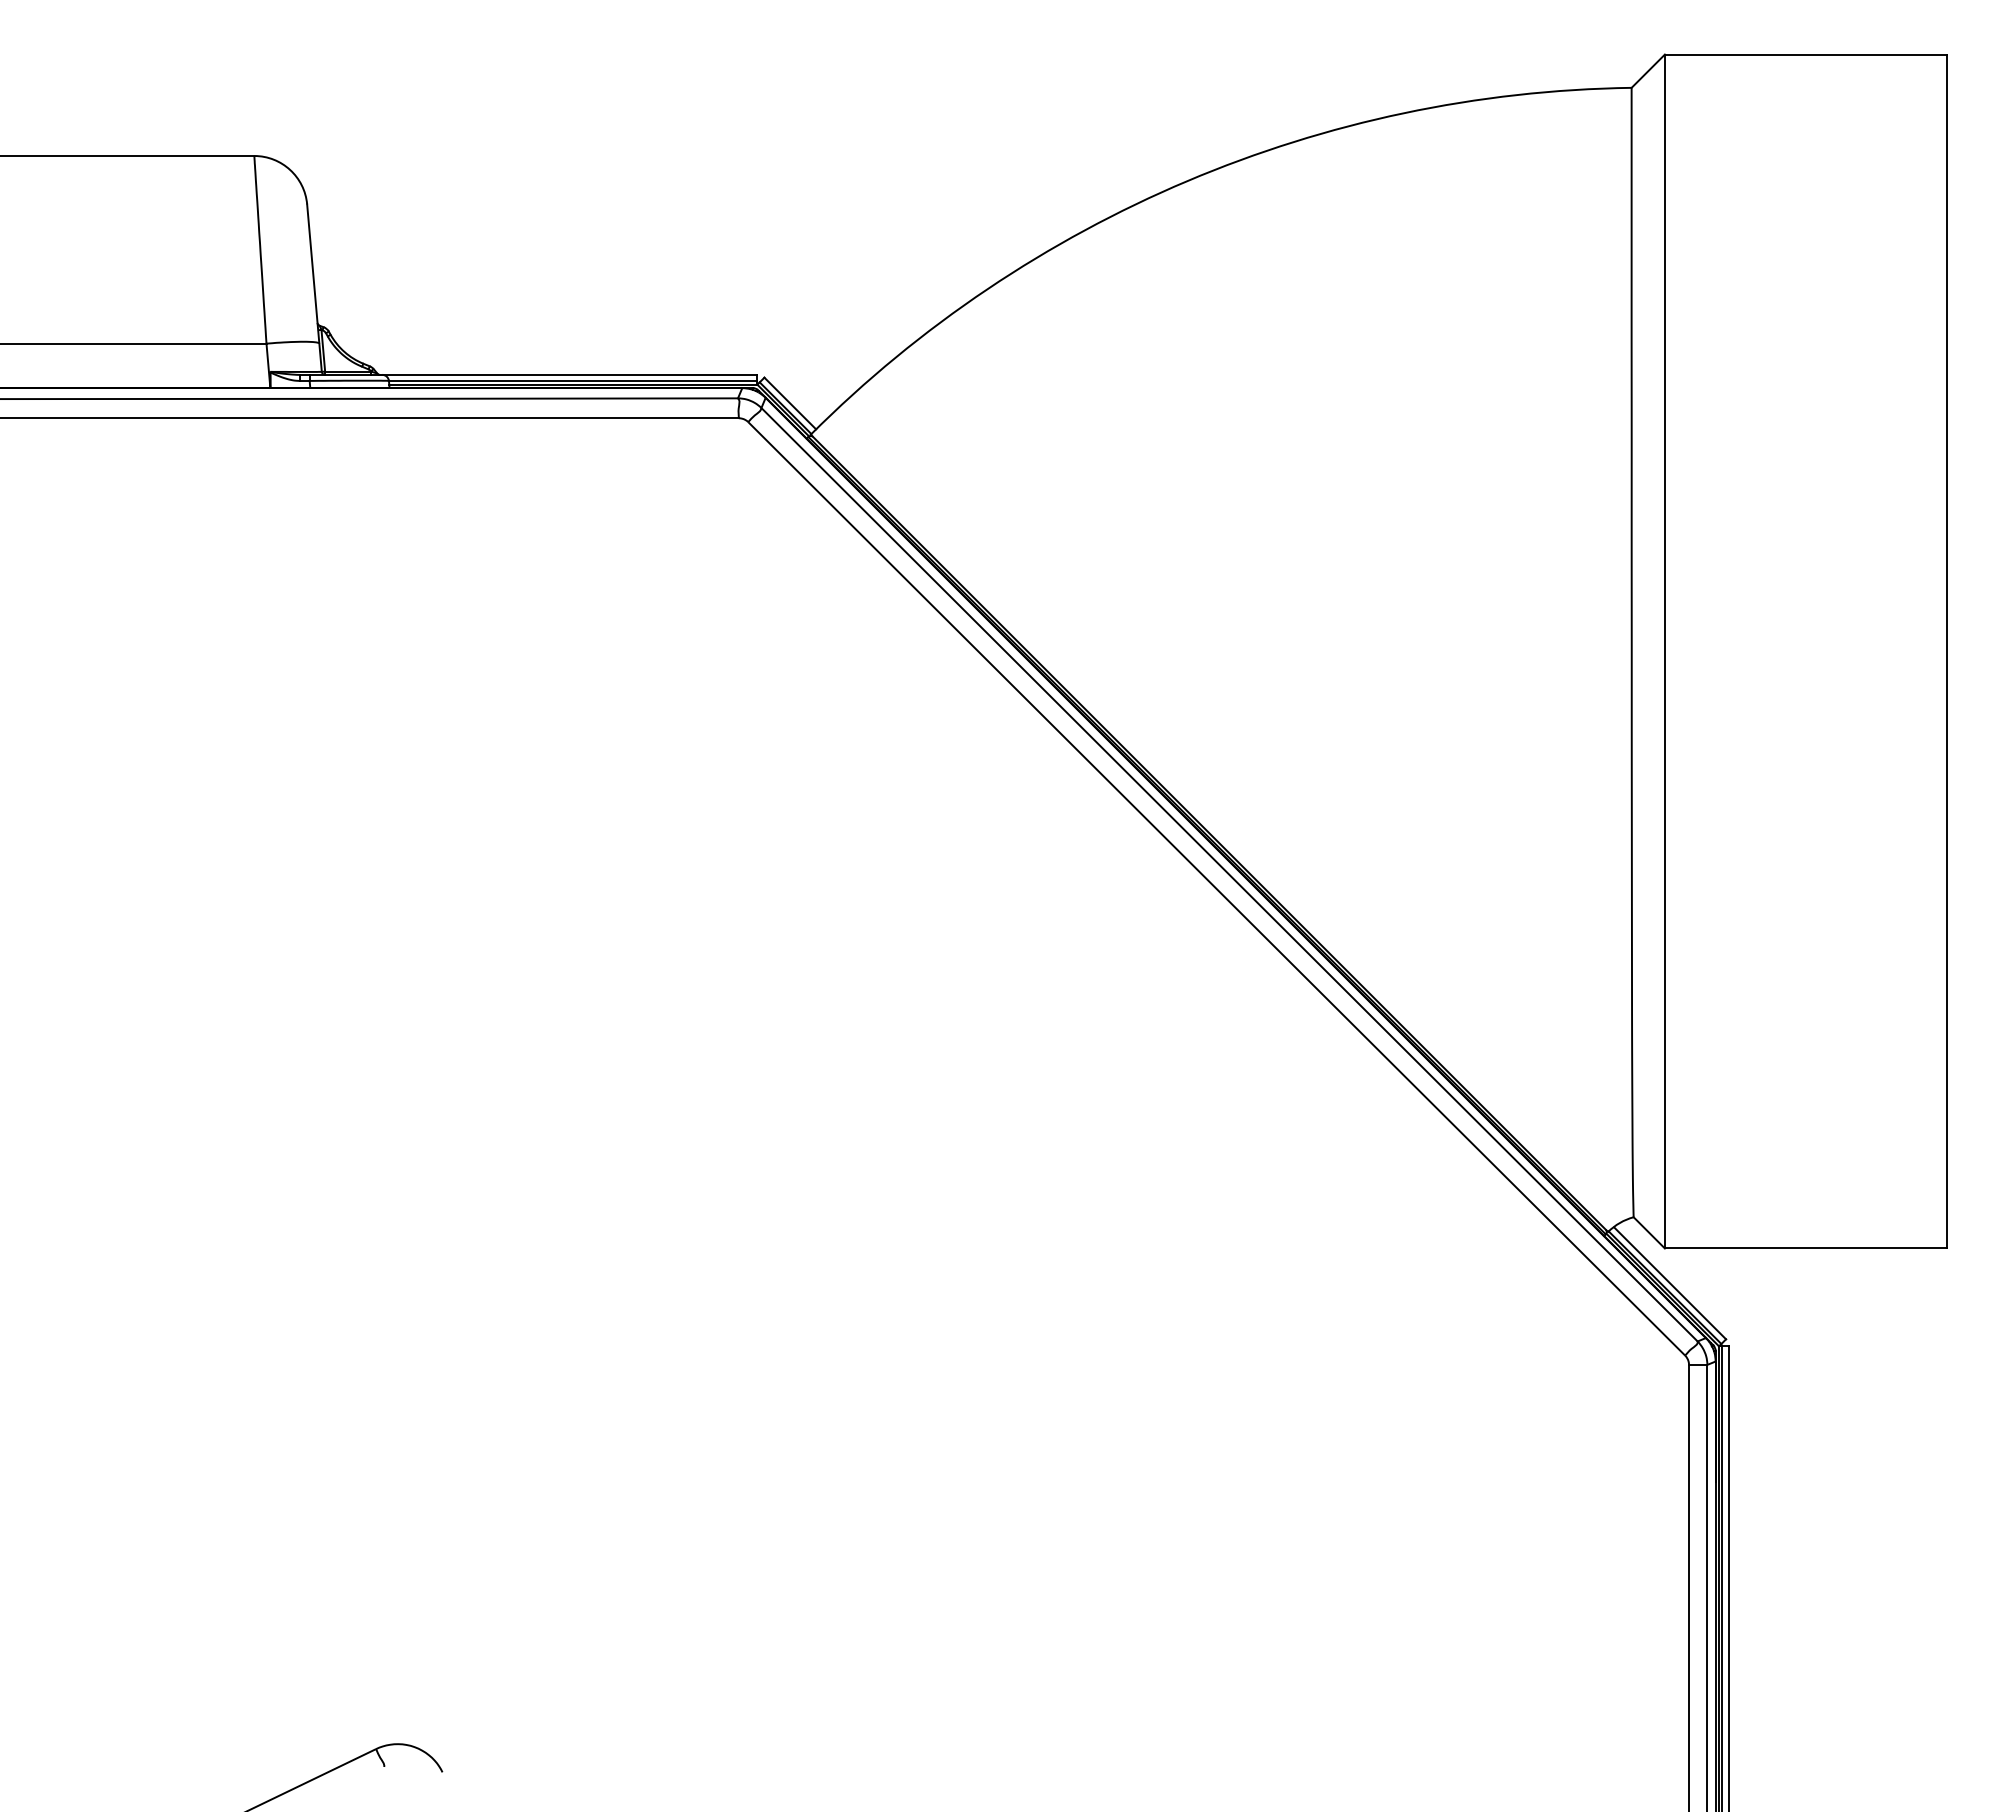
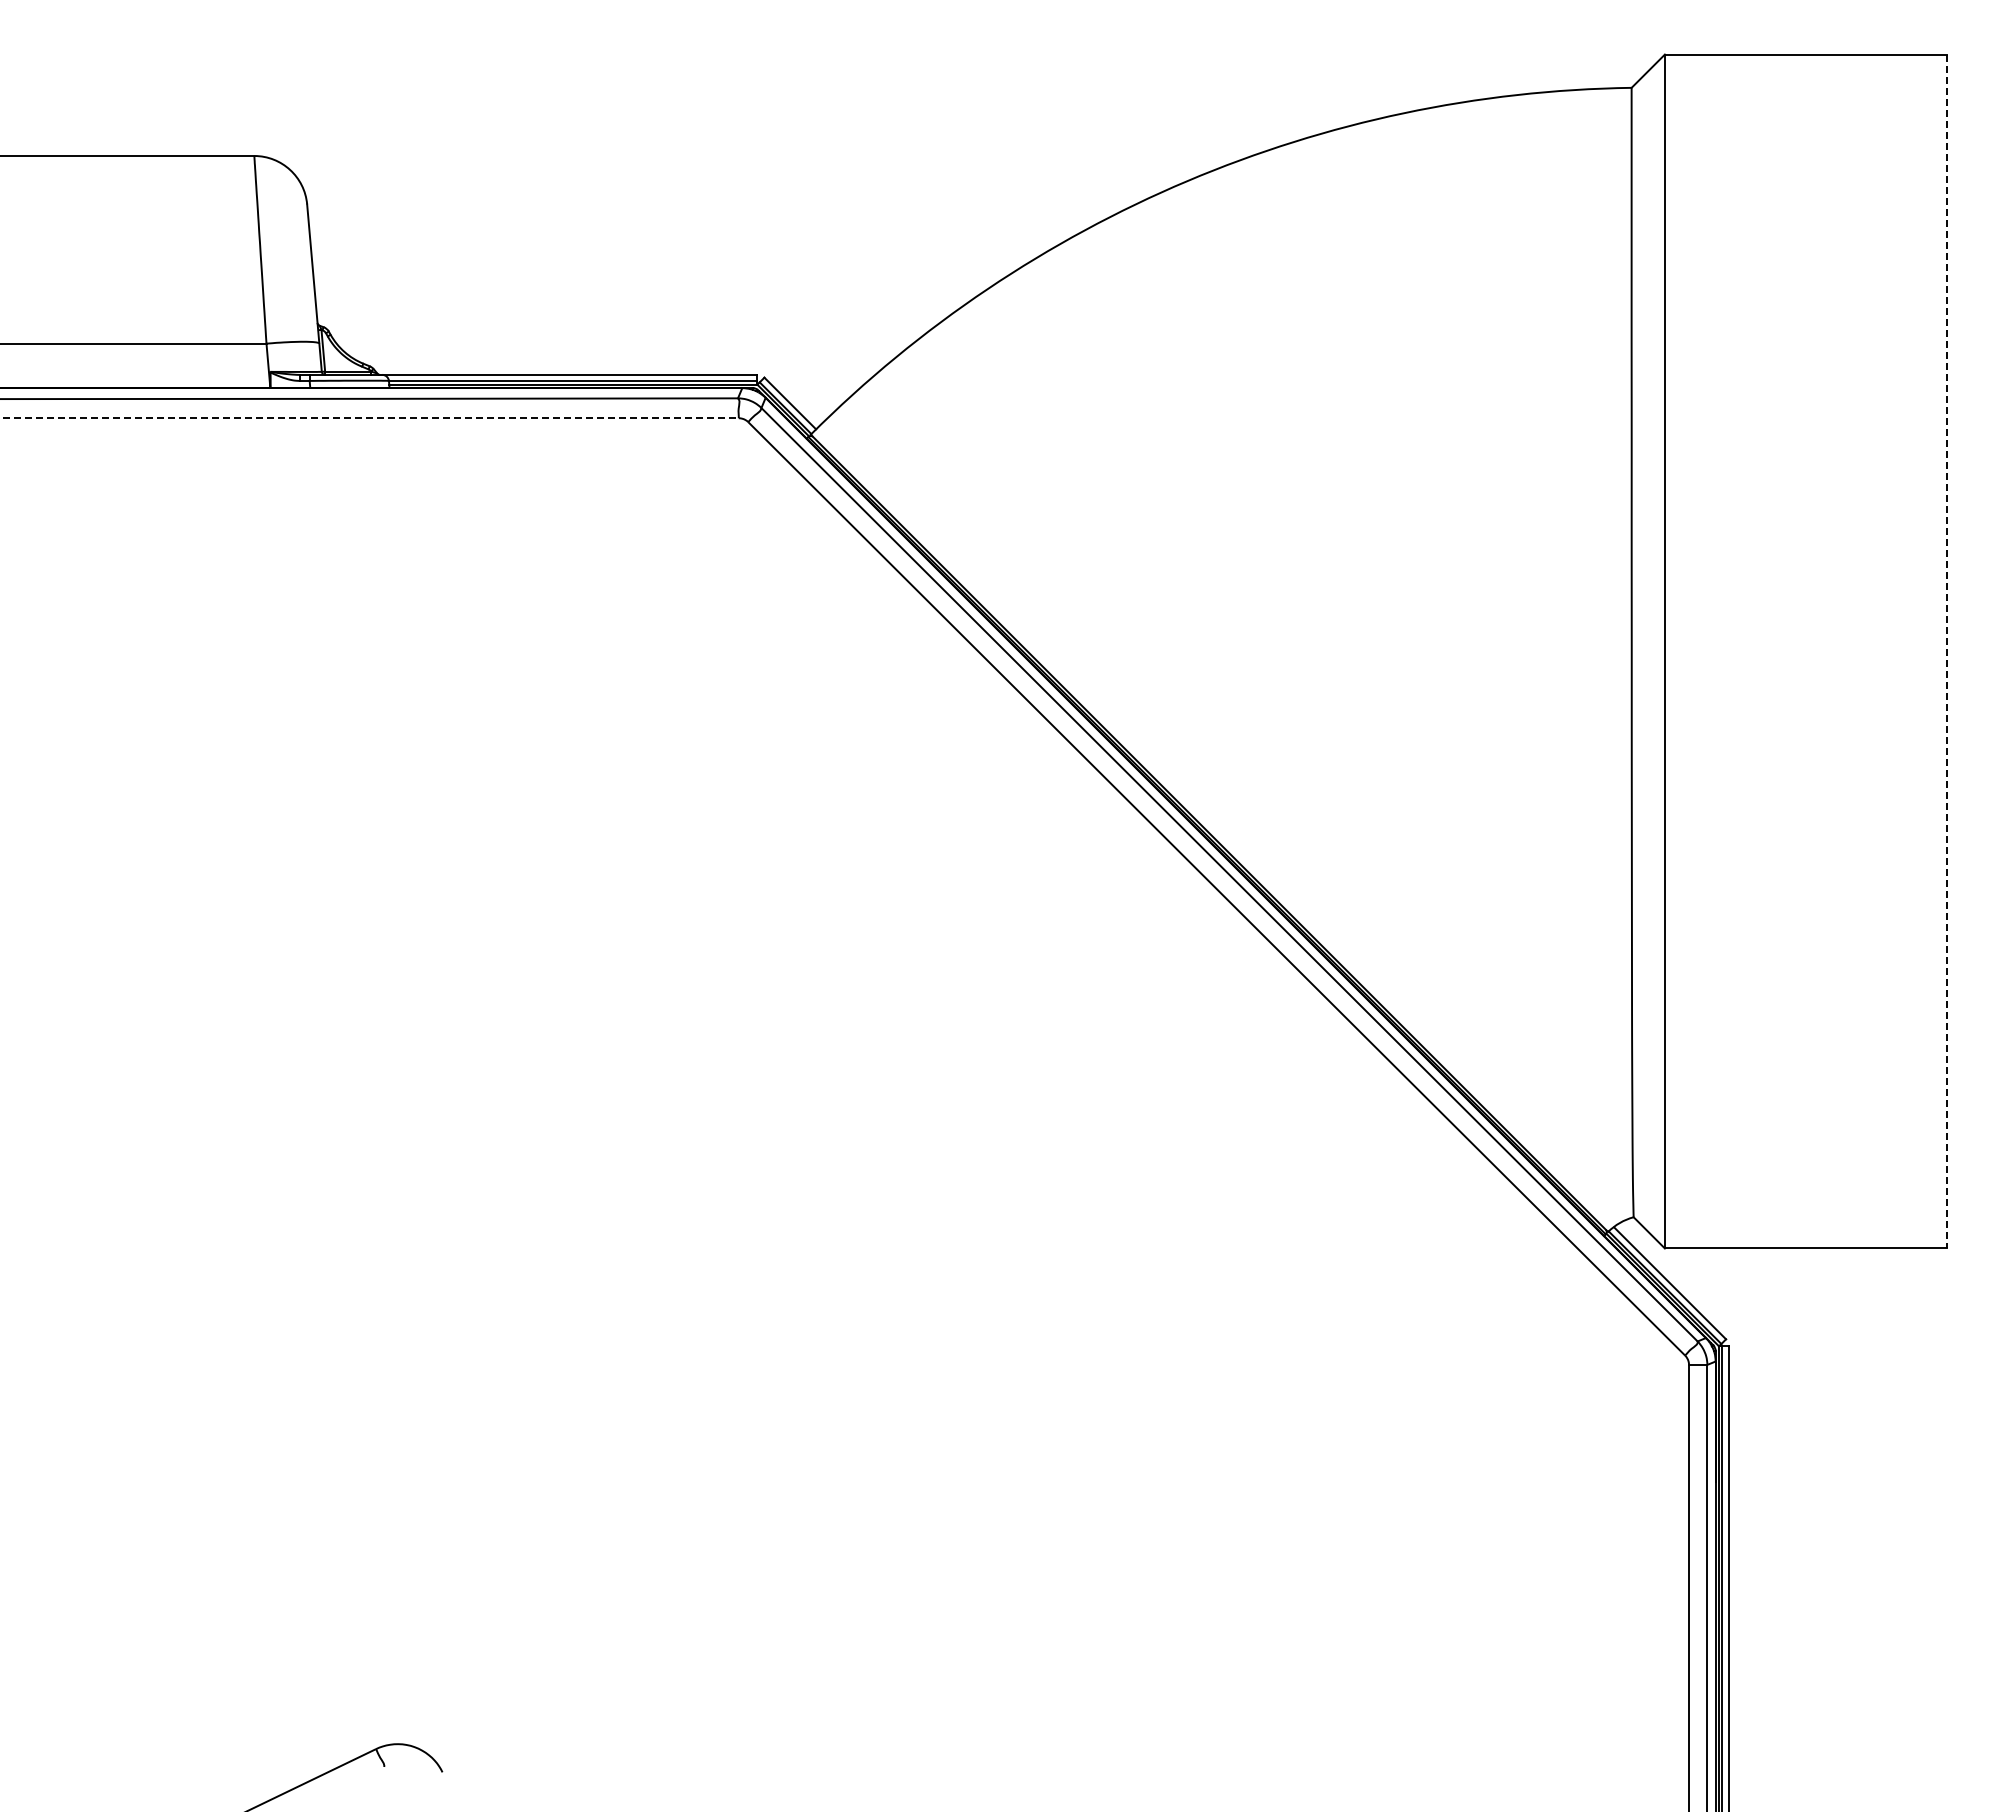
line: solid -> dashed (369, 418)
line: solid -> dashed (1946, 651)
